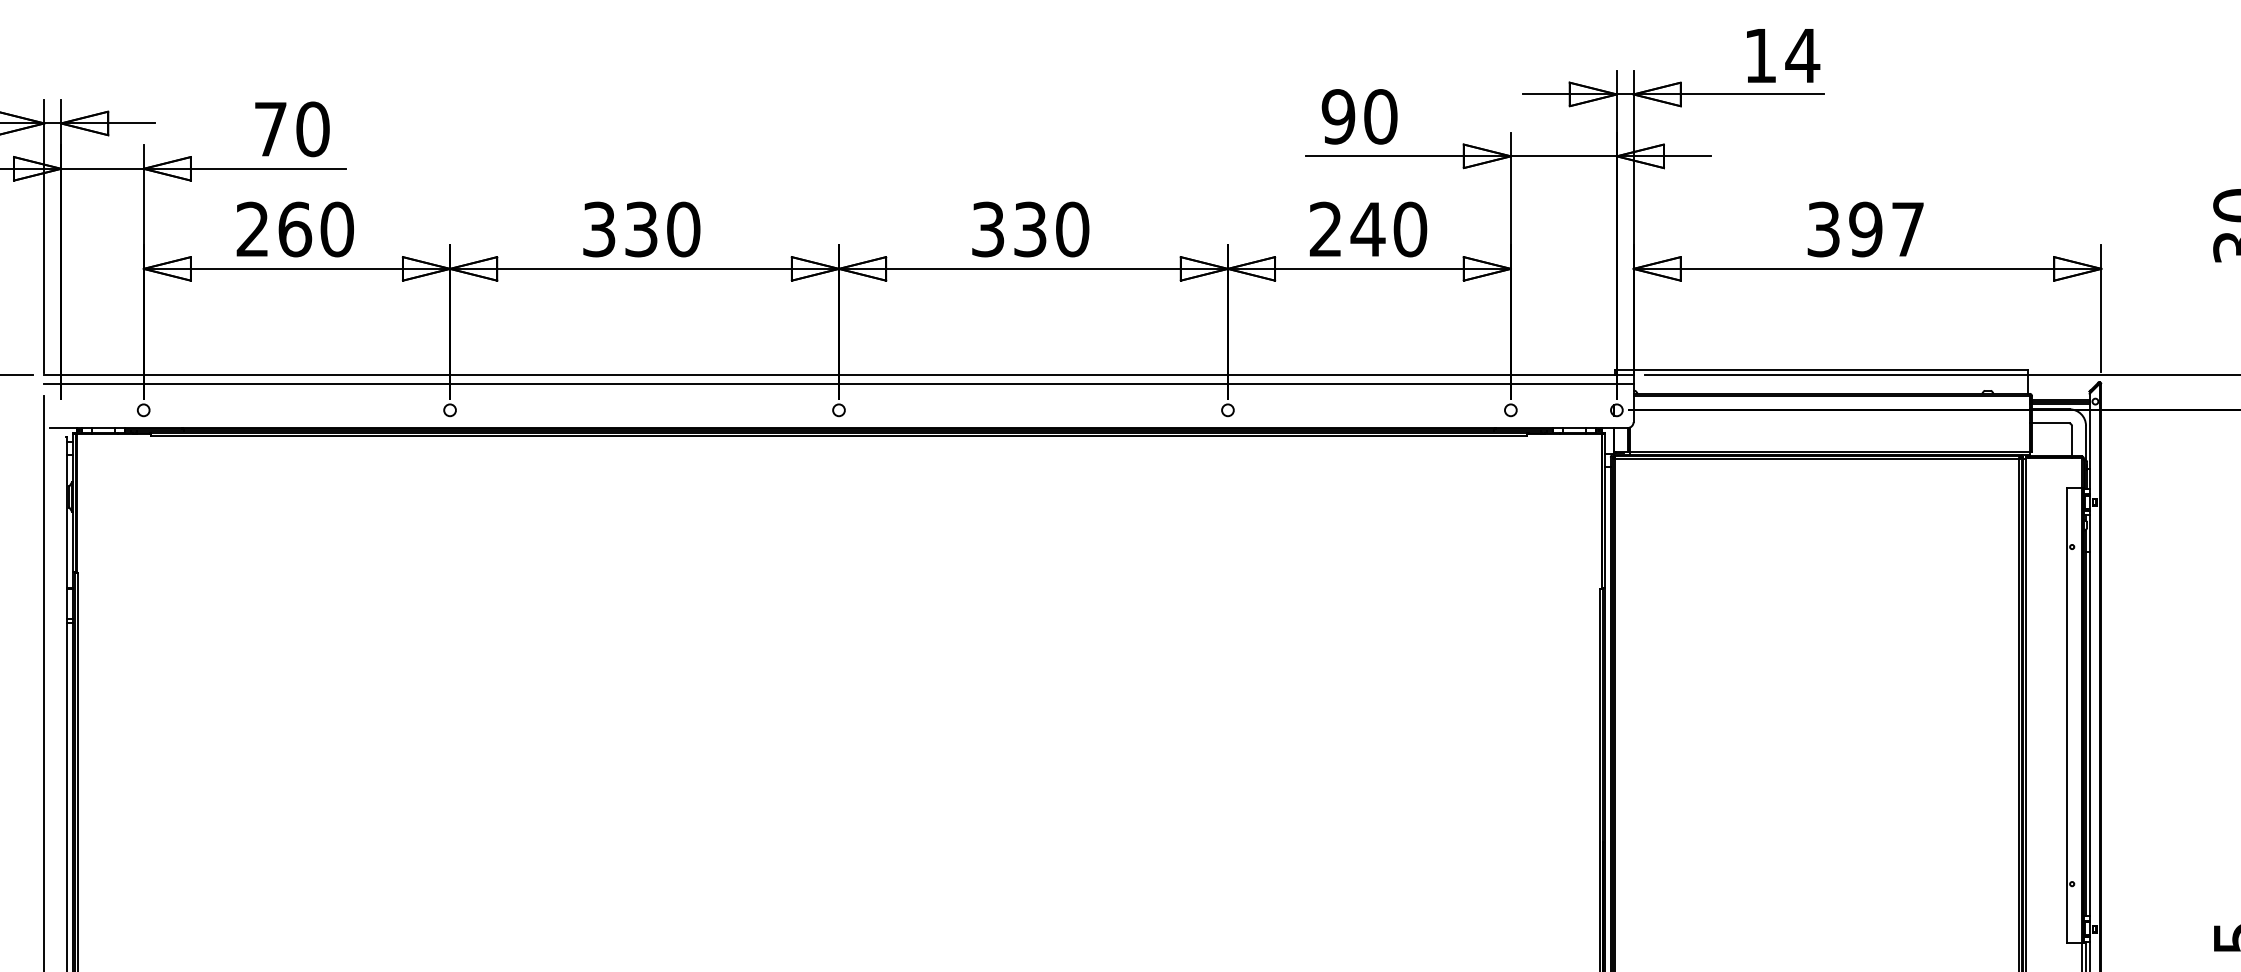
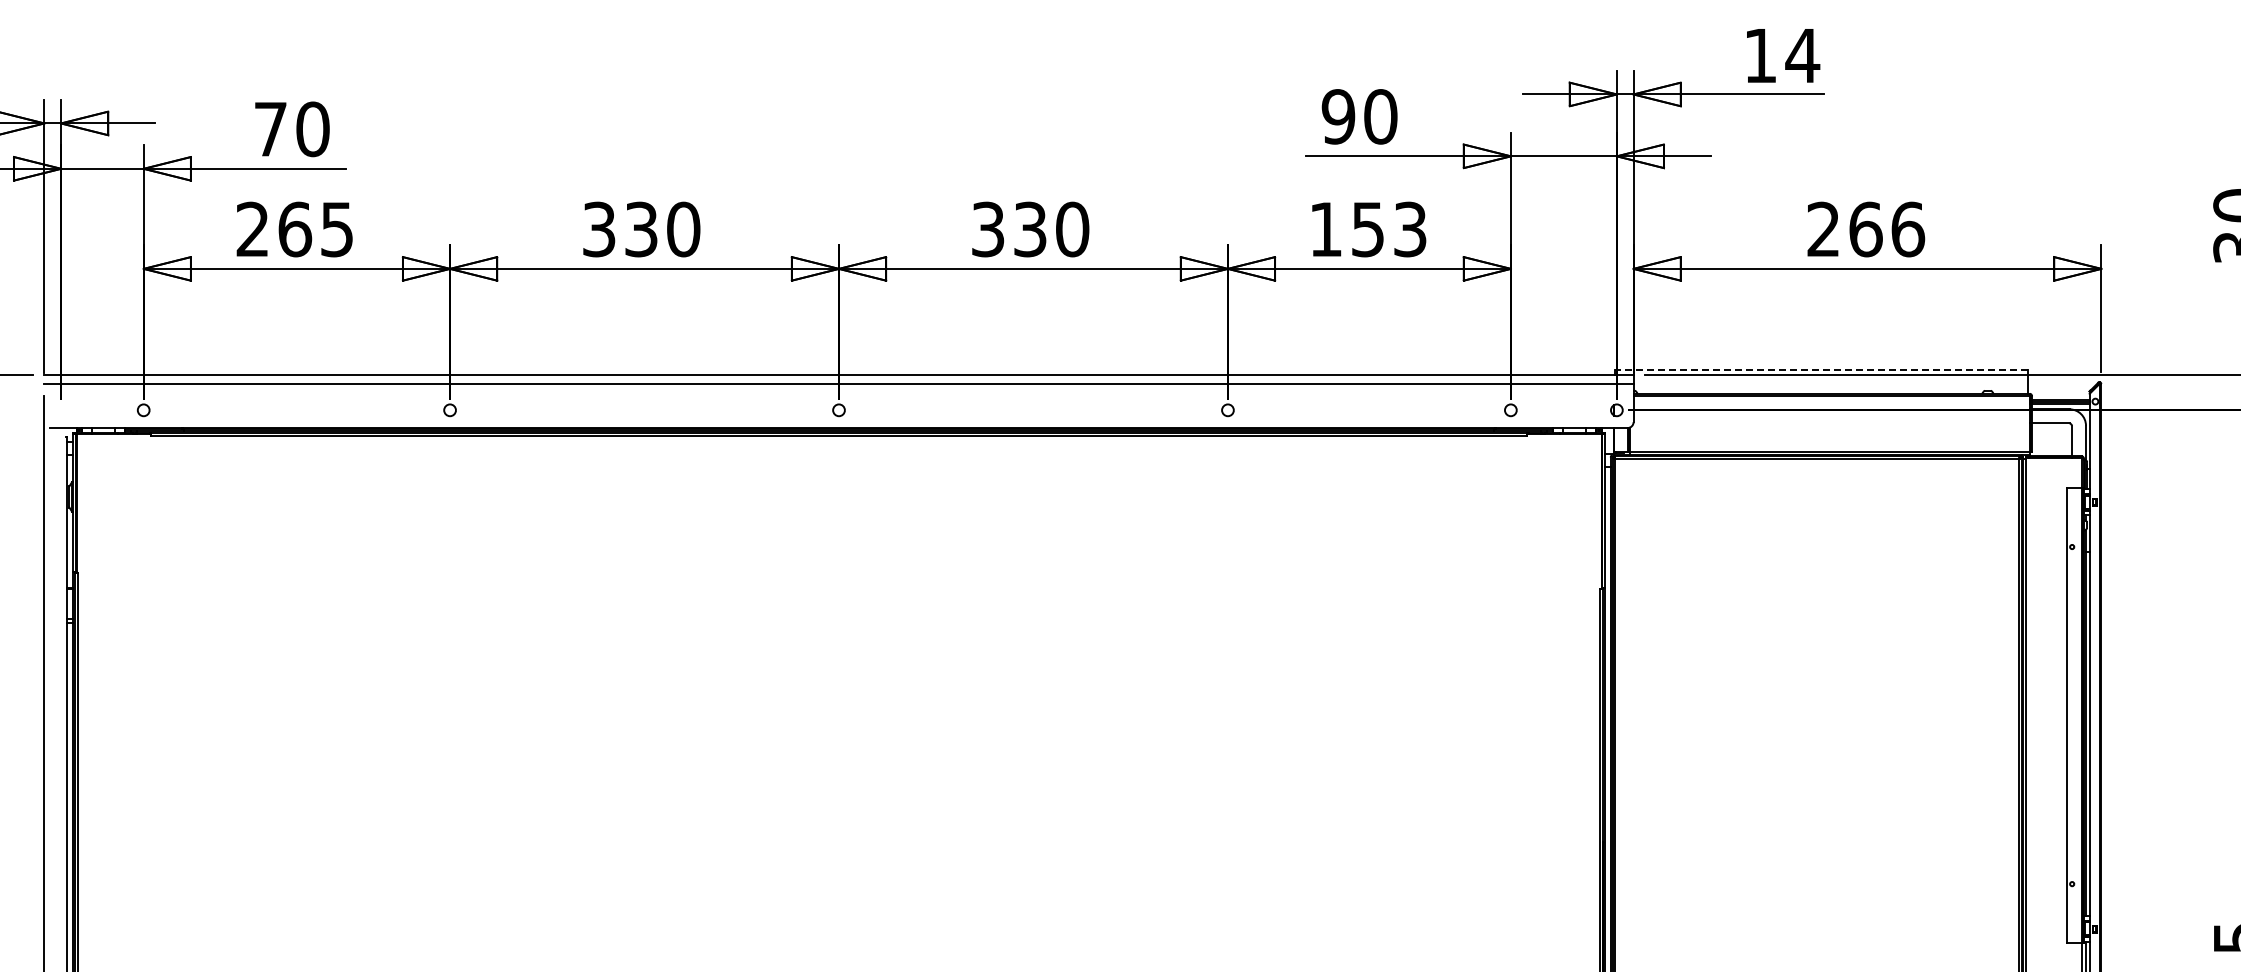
text: 260 -> 265 (336, 229)
text: 240 -> 153 (1368, 229)
text: 397 -> 266 (1866, 229)
line: solid -> dashed (1821, 370)
